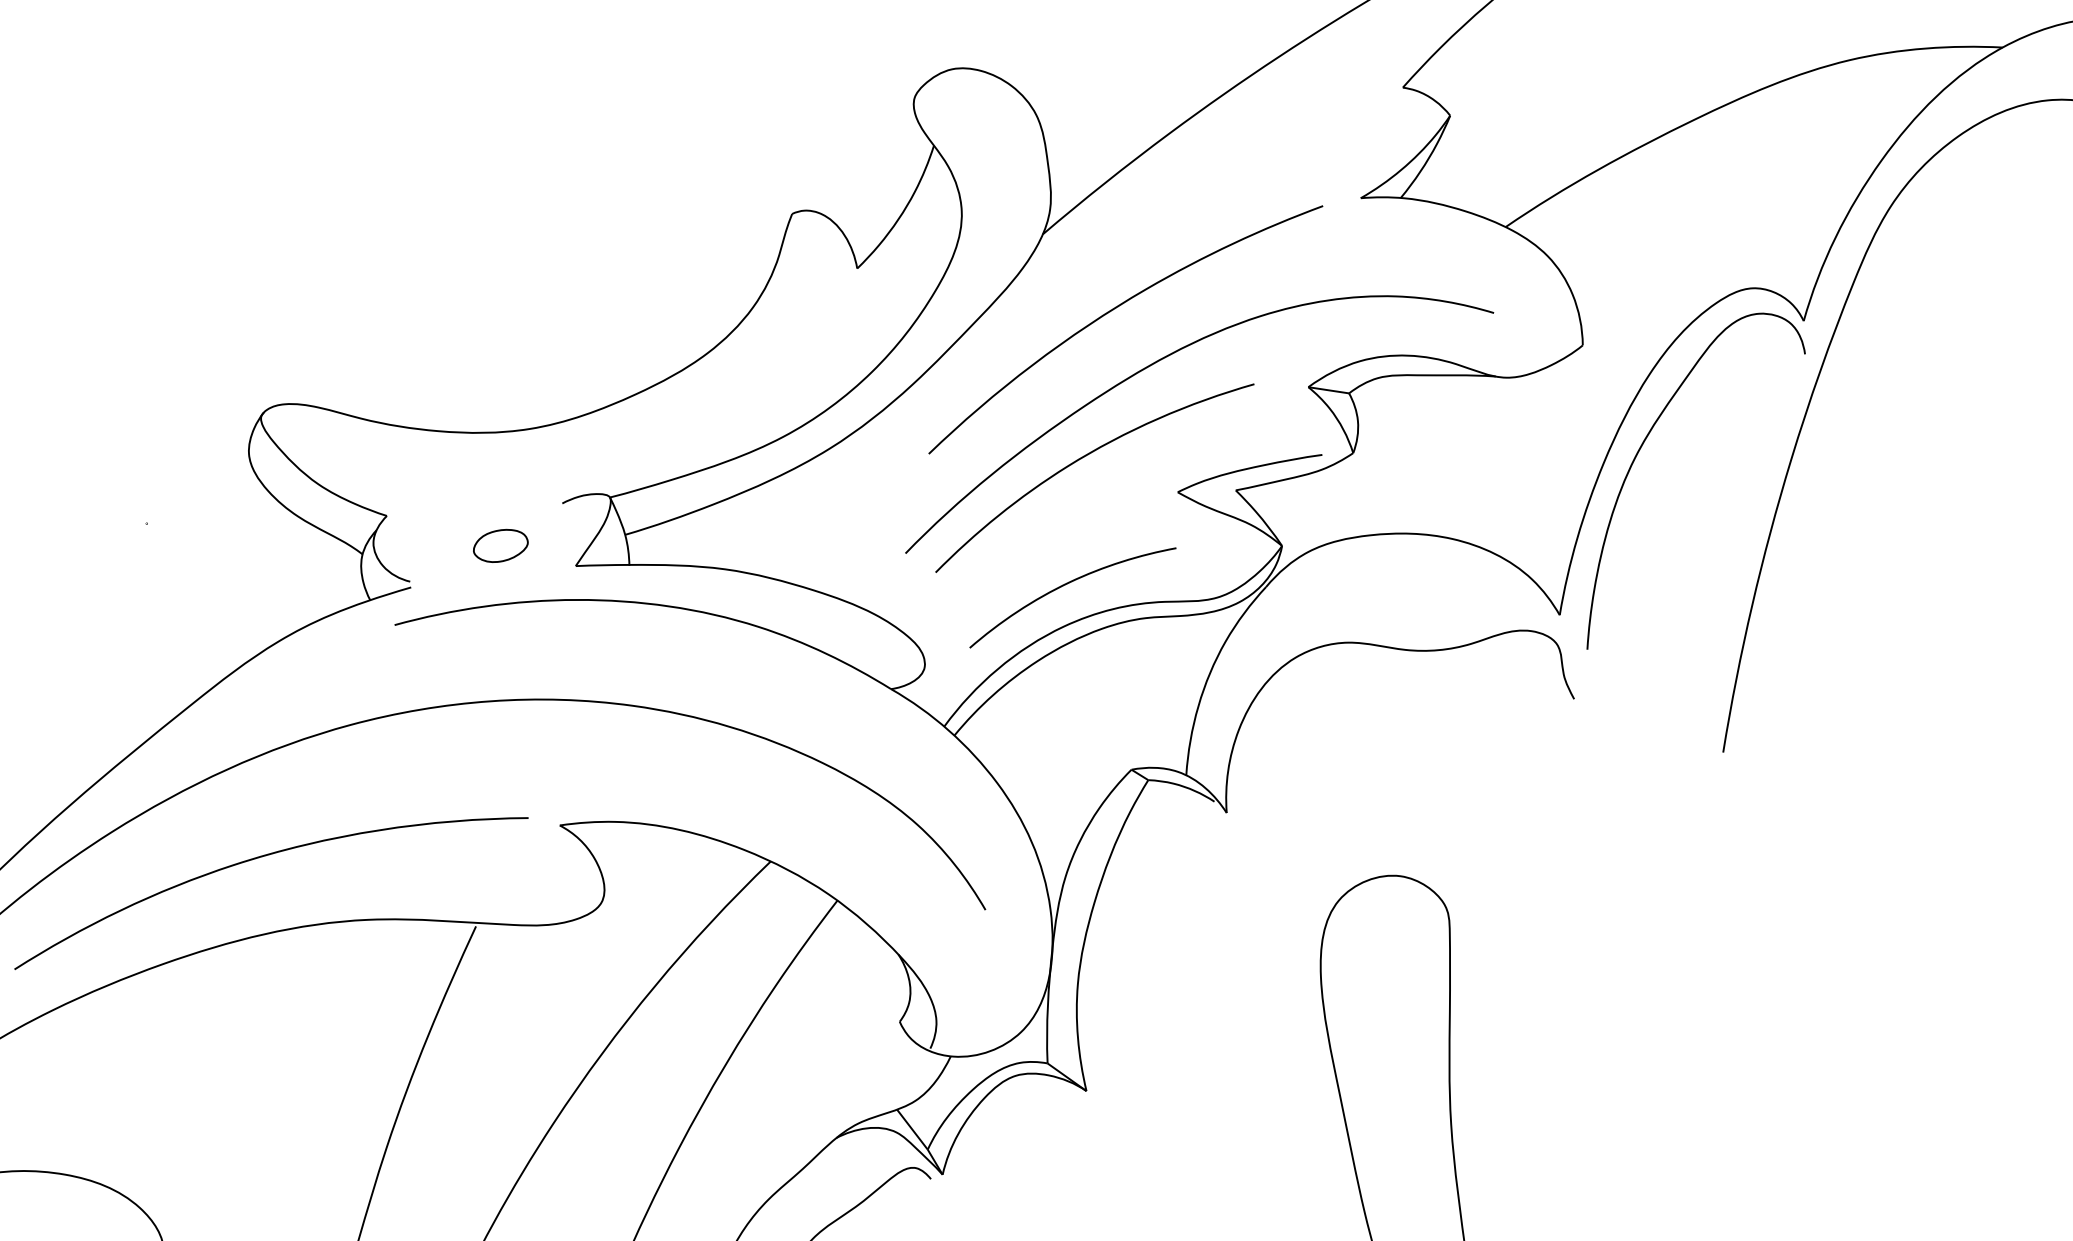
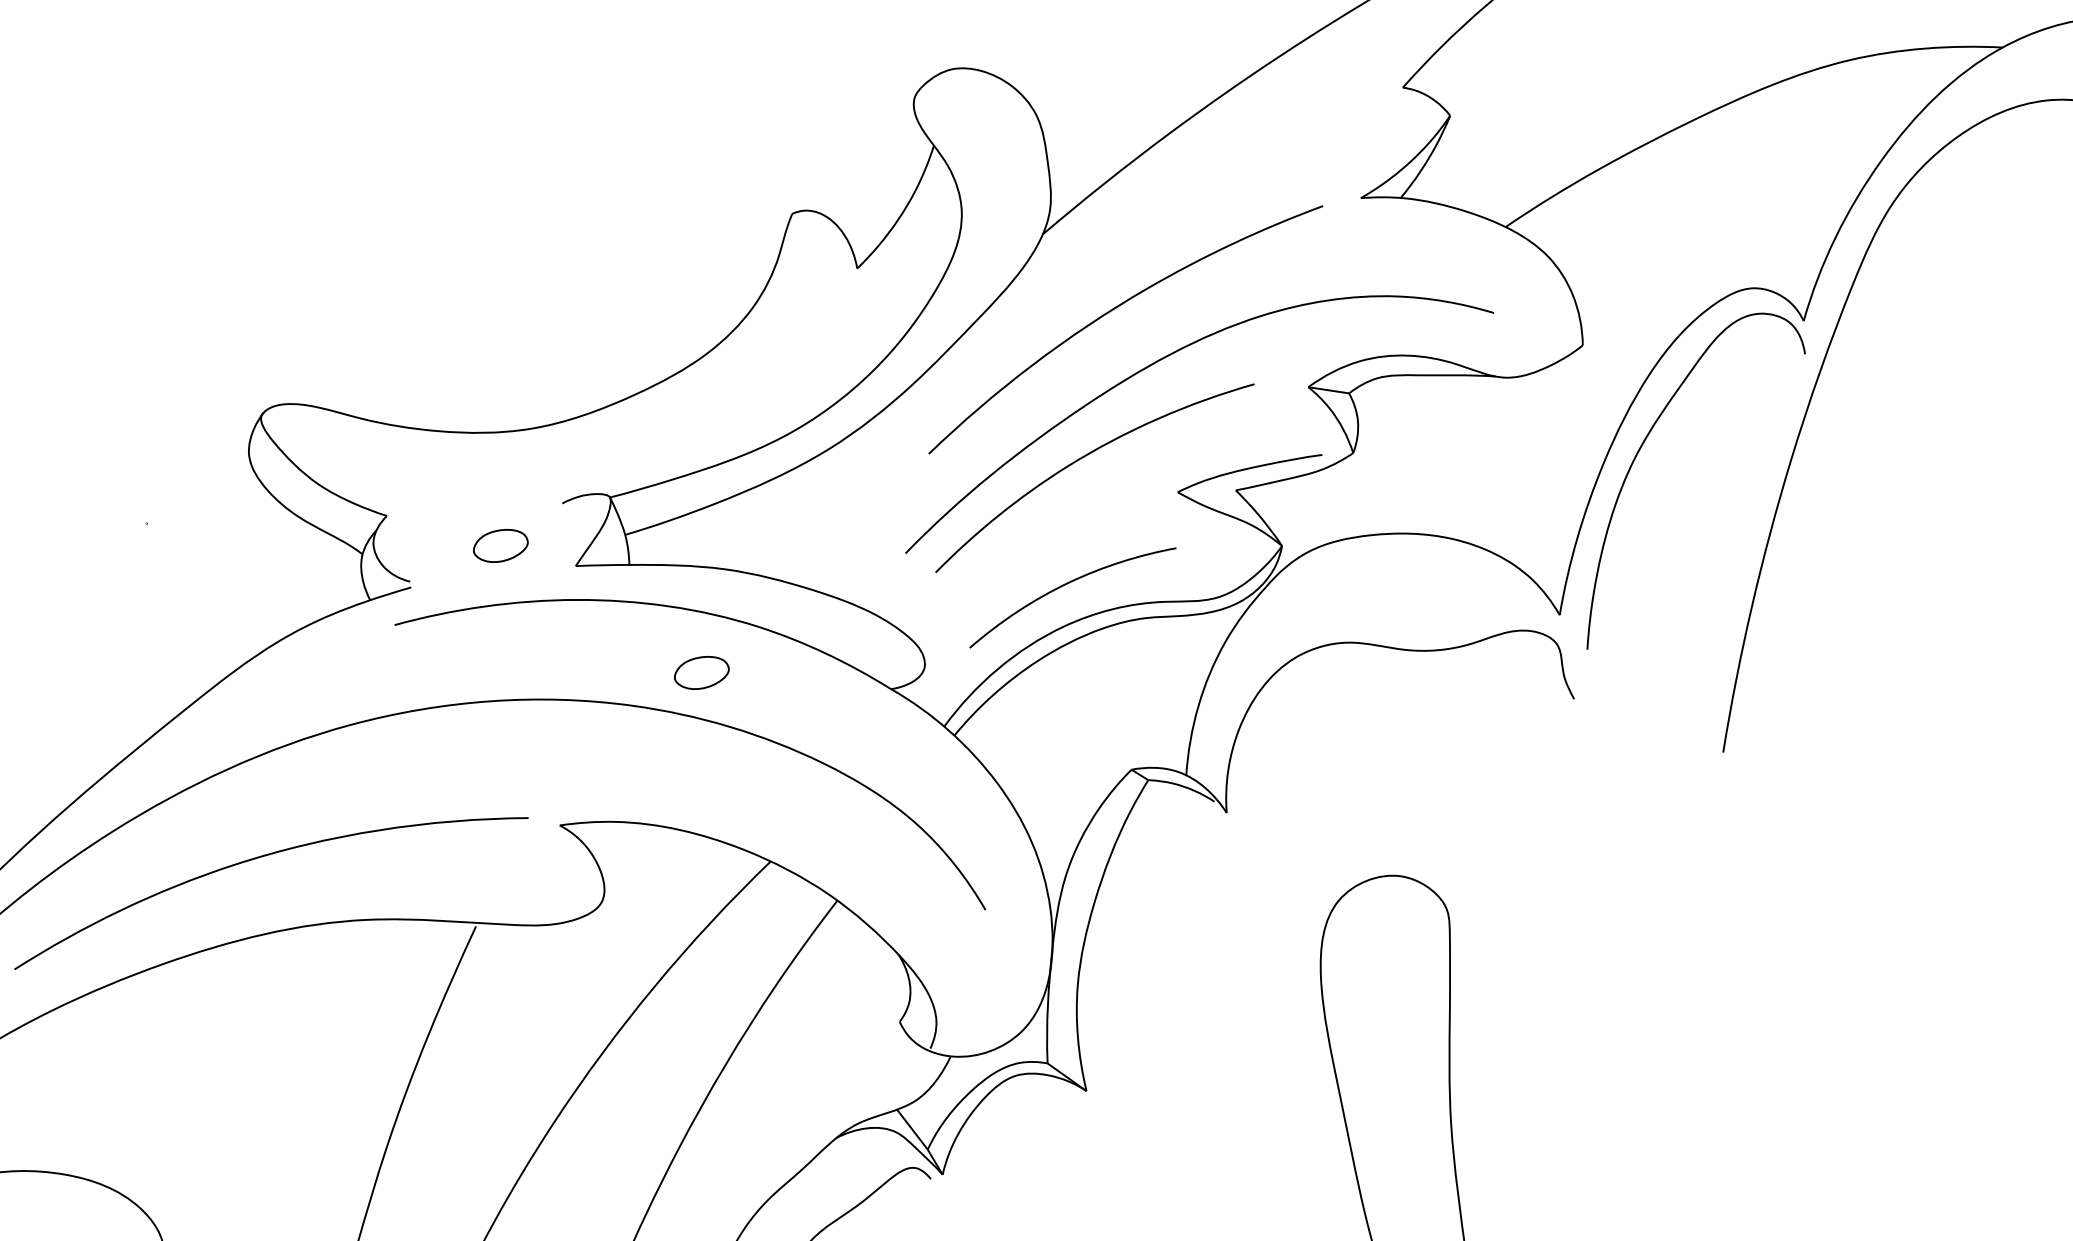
part: none -> present (701, 672)
